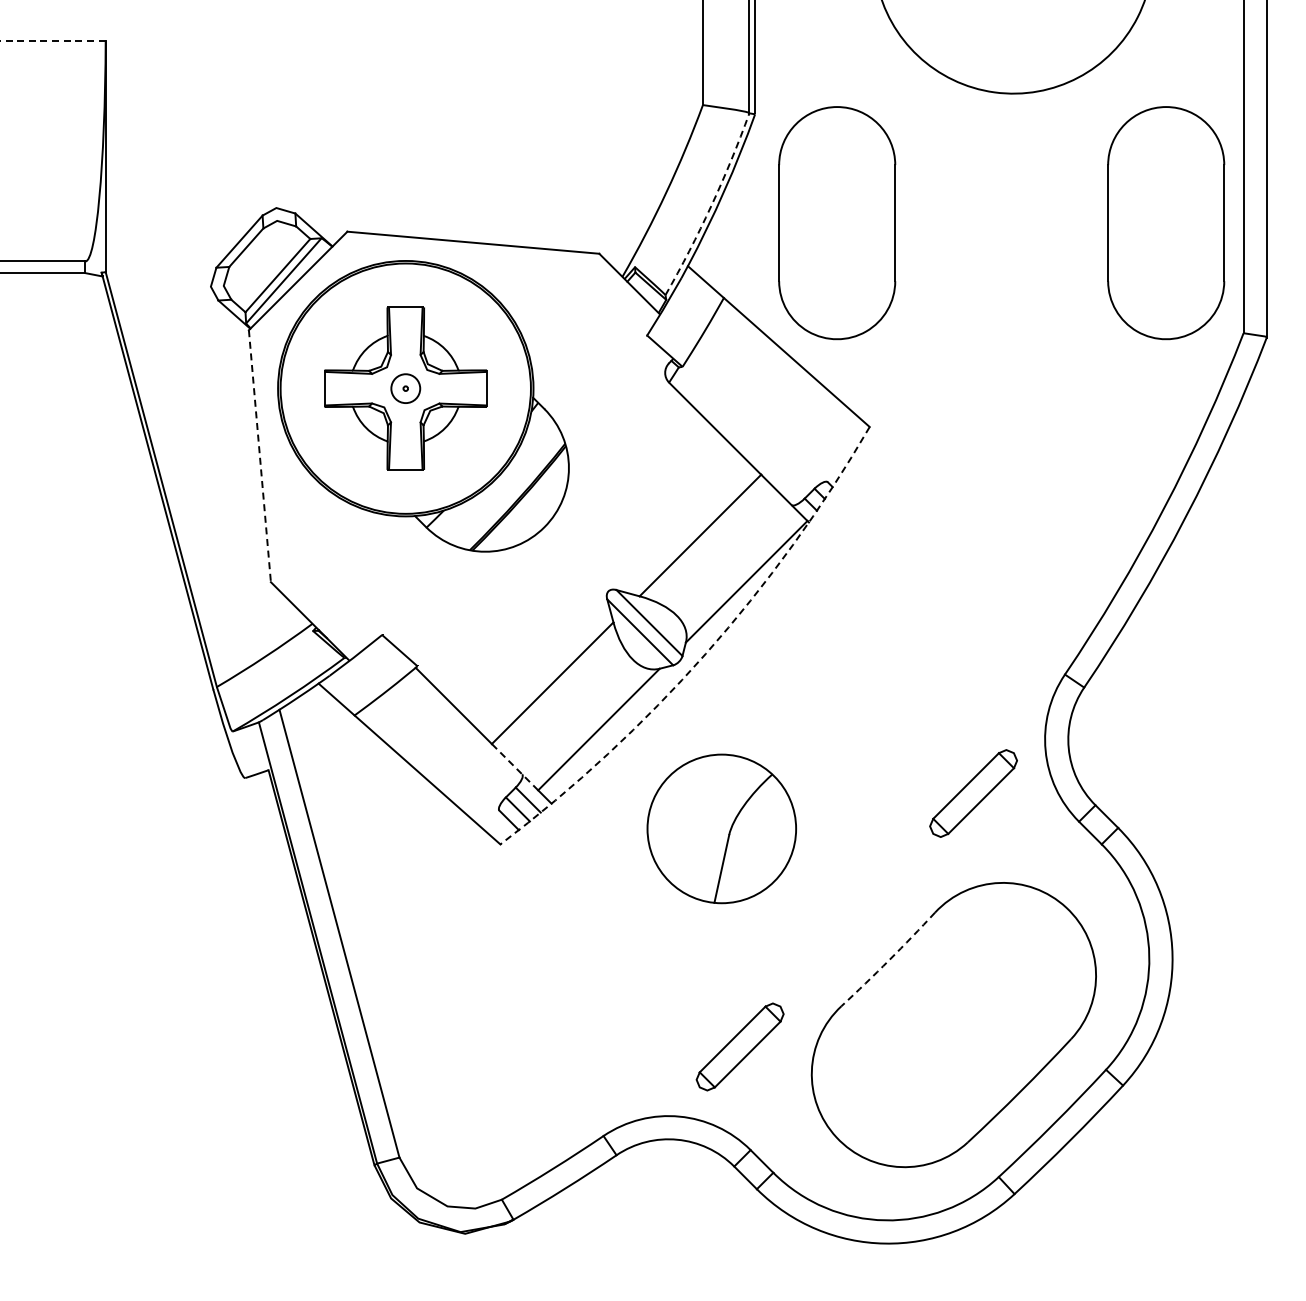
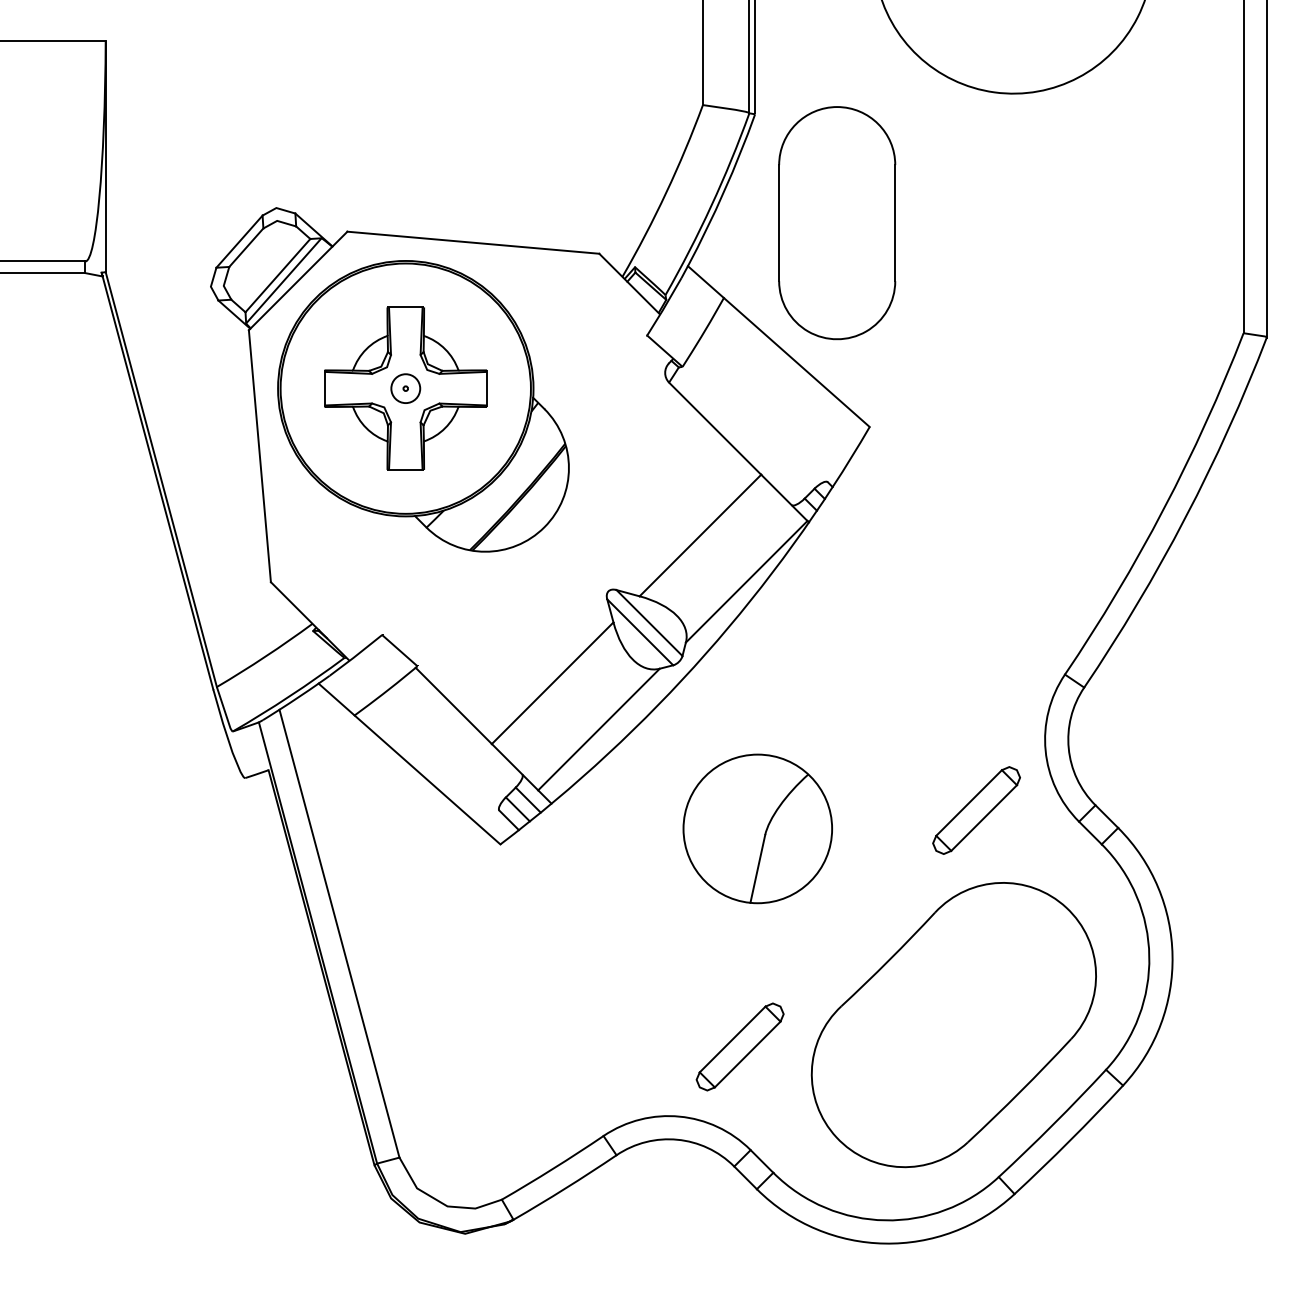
line: dashed -> solid (52, 40)
arc: dashed -> solid (711, 206)
part: present -> none (1166, 223)
line: dashed -> solid (259, 456)
arc: dashed -> solid (705, 653)
line: dashed -> solid (515, 767)
part position: (973, 793) -> (976, 810) (976, 810)
part position: (721, 828) -> (757, 828) (757, 828)
arc: dashed -> solid (889, 960)
